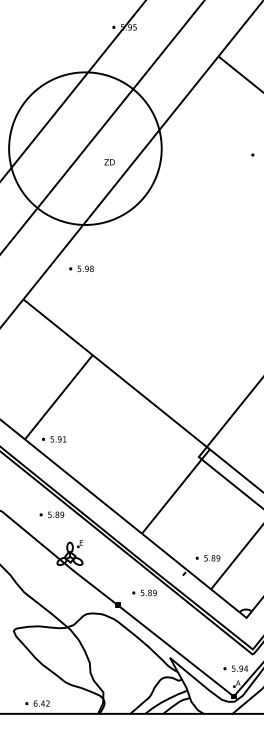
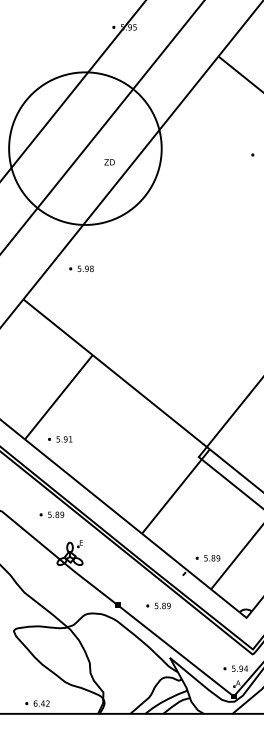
part position: (54, 439) -> (60, 439) (60, 439)
part position: (144, 592) -> (158, 605) (158, 605)
